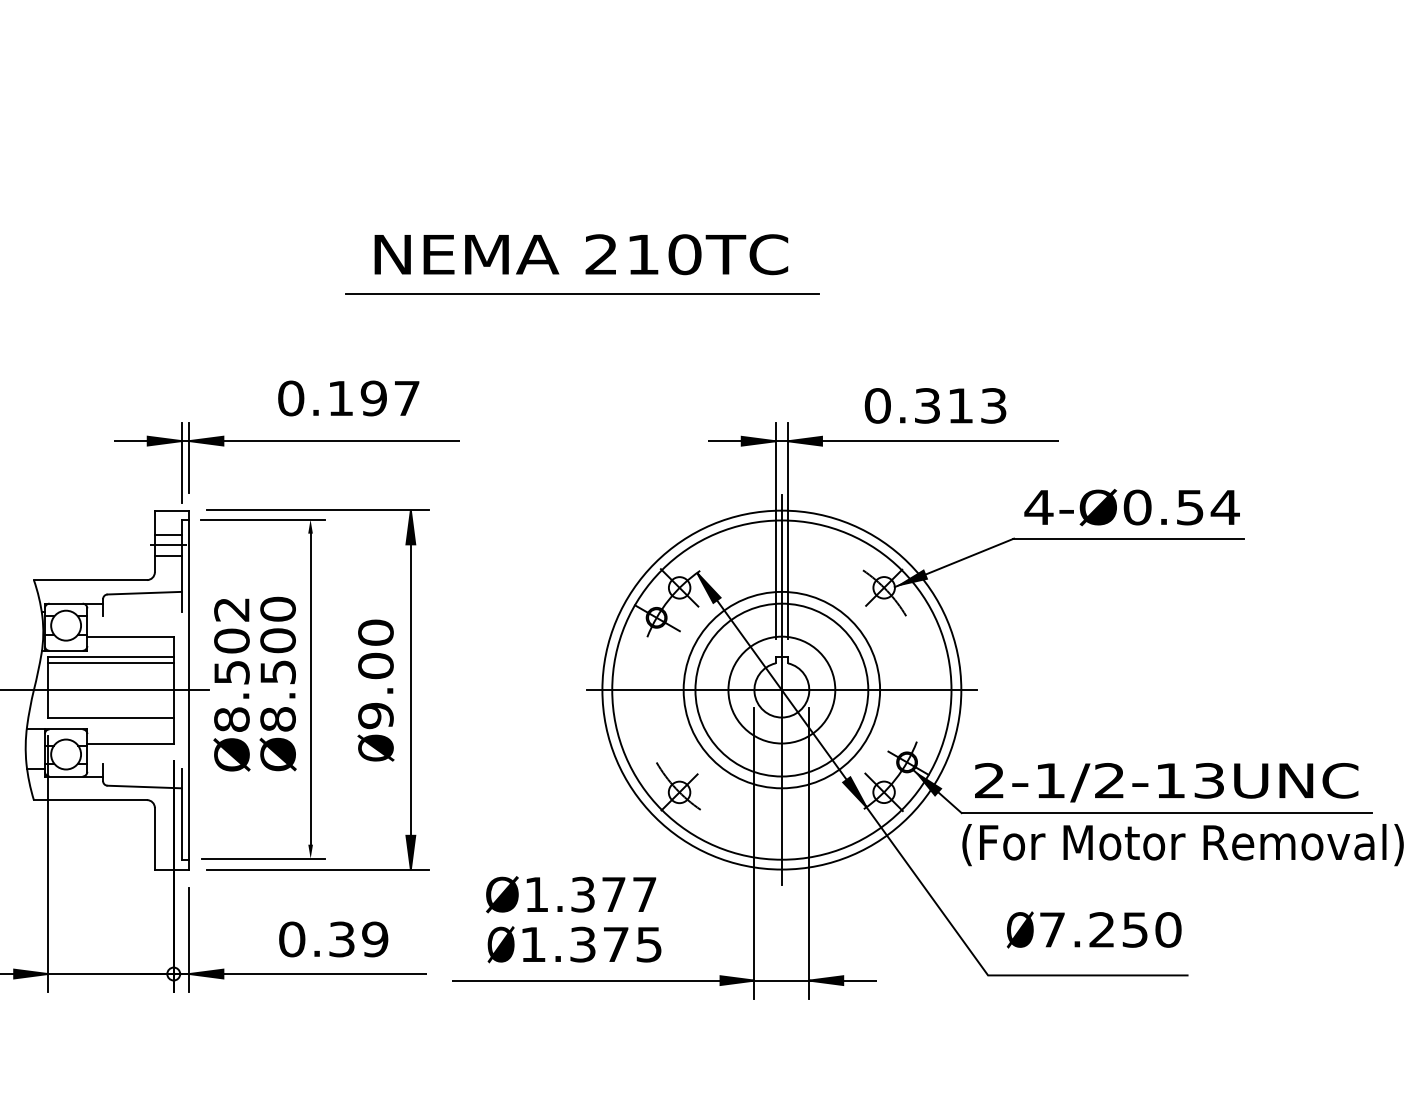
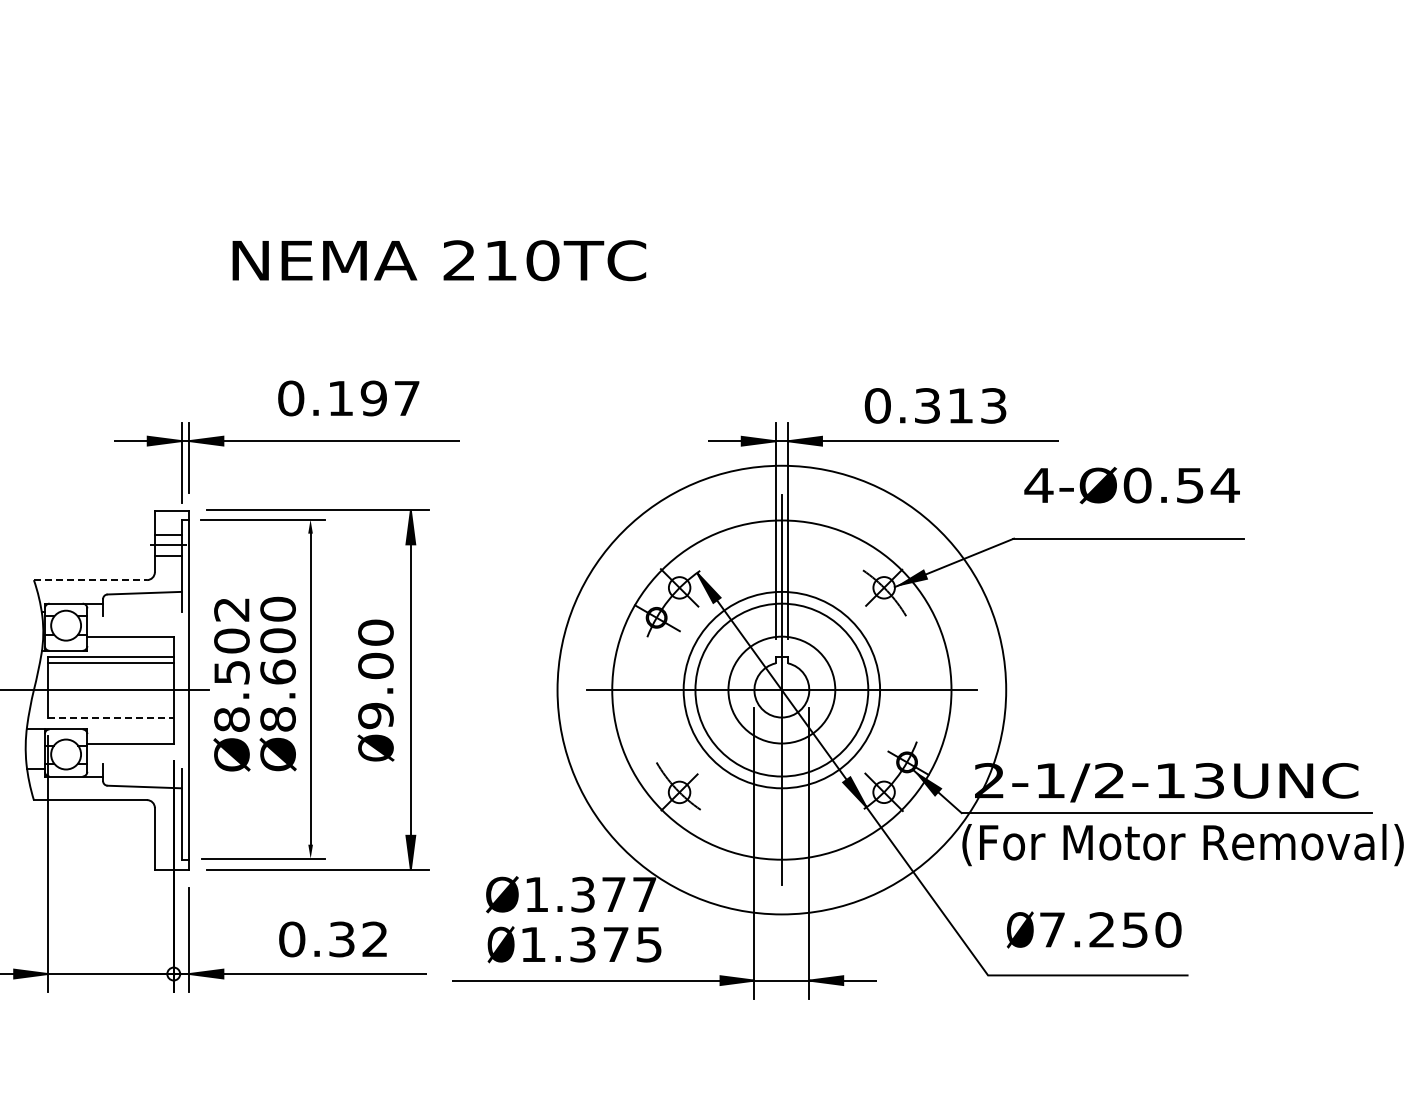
text position: (581, 254) -> (439, 260) (439, 260)
line: present -> none (582, 294)
text position: (1131, 507) -> (1131, 485) (1131, 485)
line: solid -> dashed (90, 580)
text: Ø8.500 -> Ø8.600 (277, 671)
circle diameter: 359 px -> 449 px (781, 689)
line: solid -> dashed (110, 717)
text: 0.39 -> 0.32 (375, 939)
